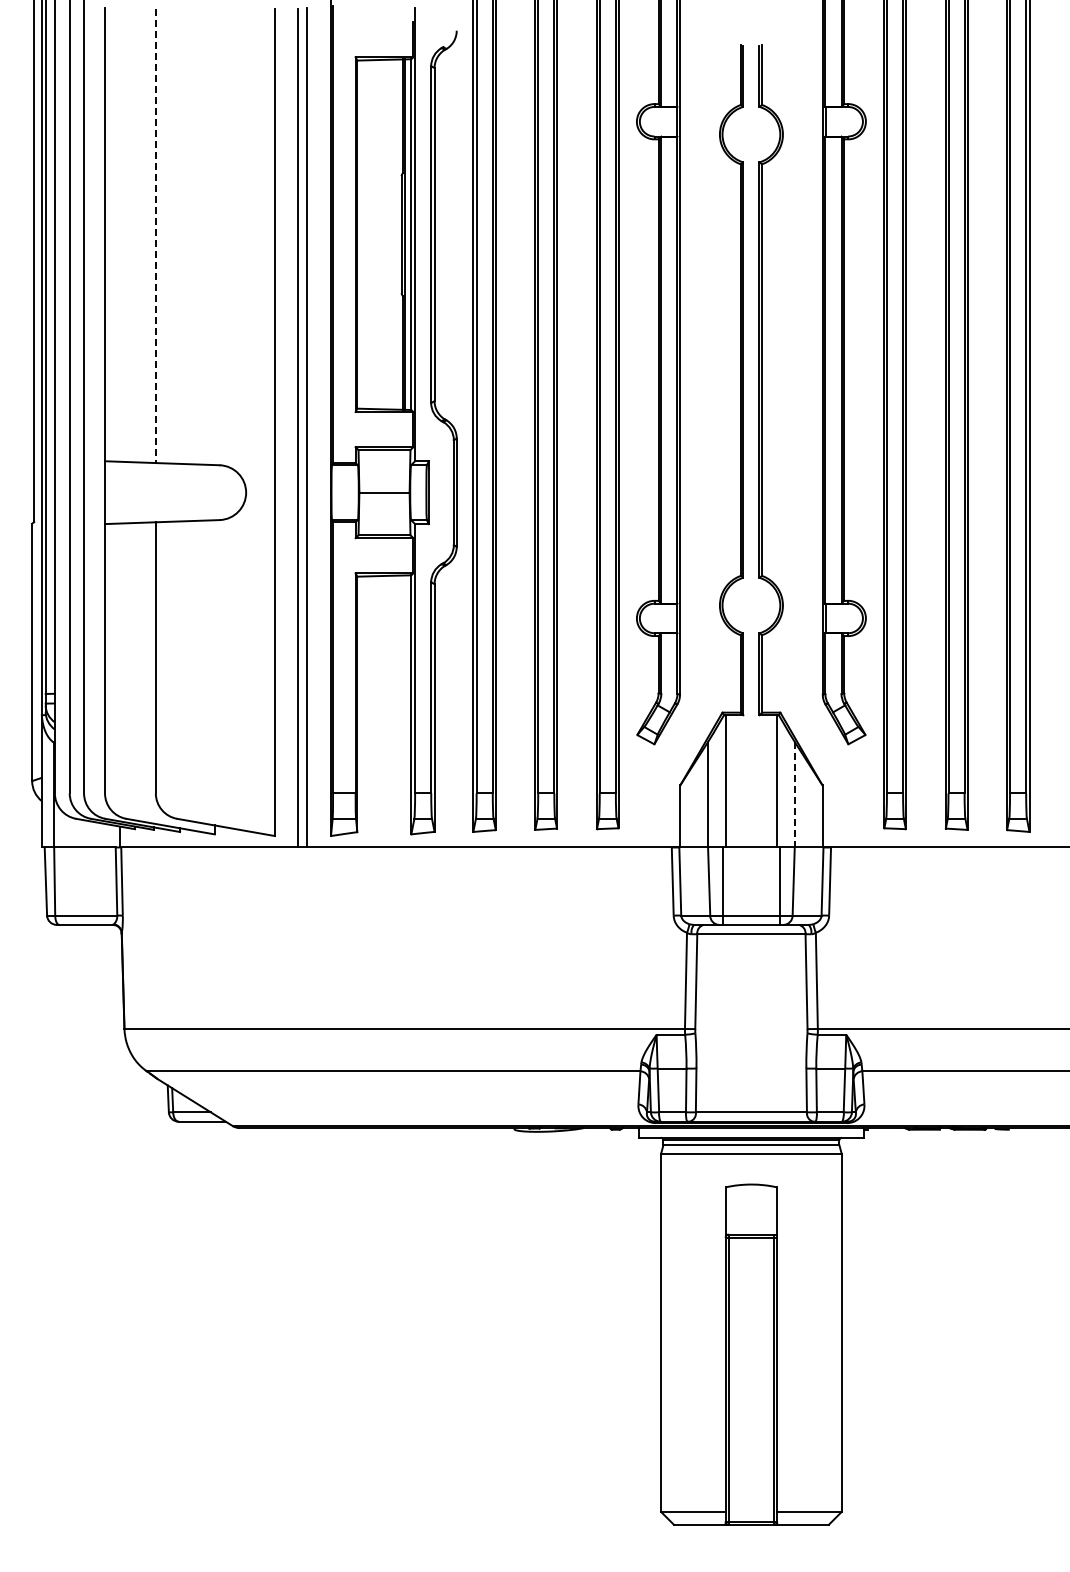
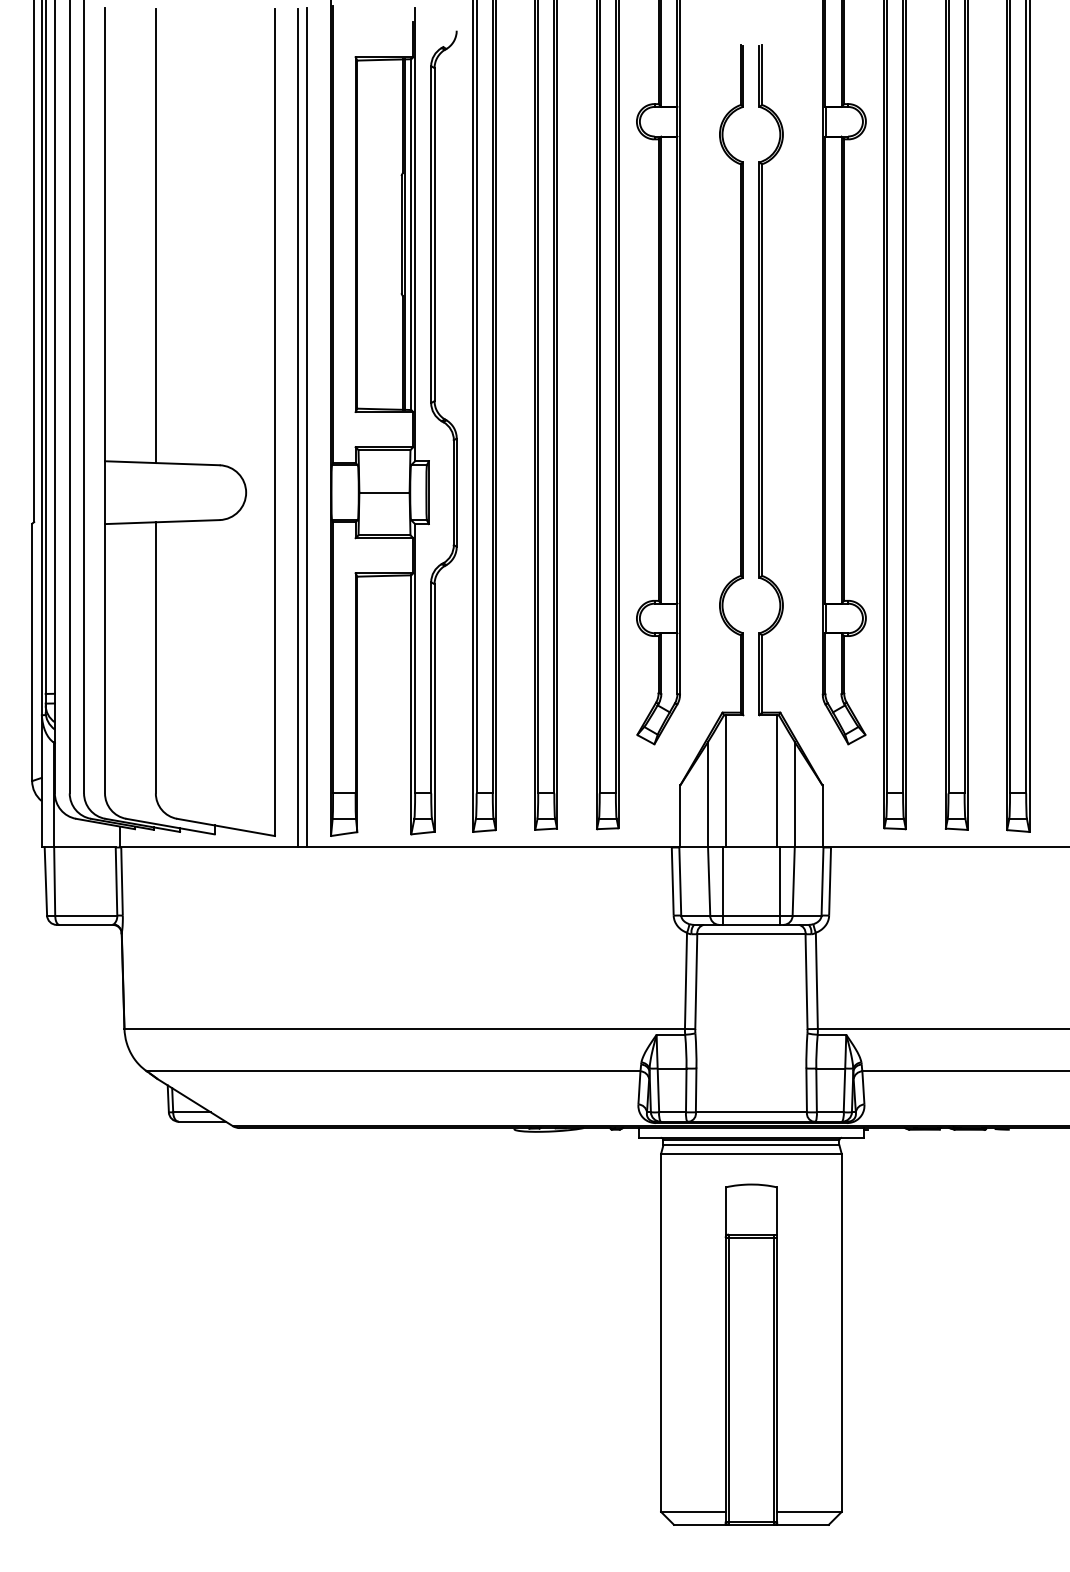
line: dashed -> solid (155, 236)
line: dashed -> solid (795, 794)
